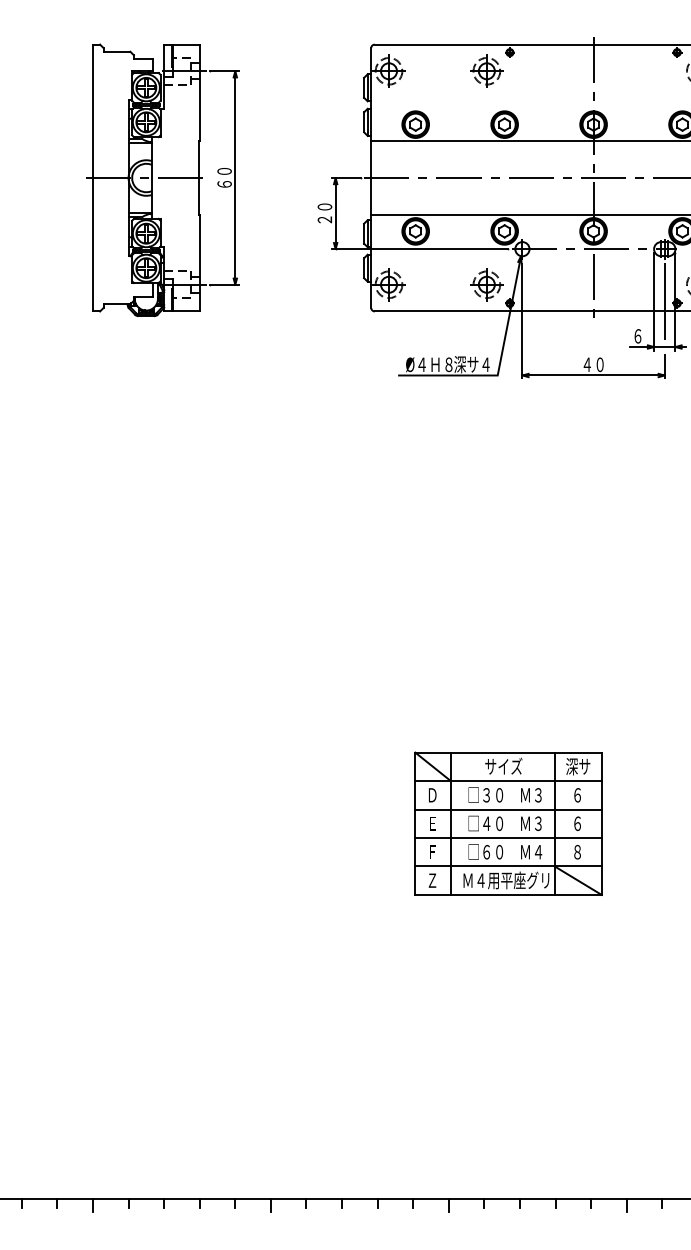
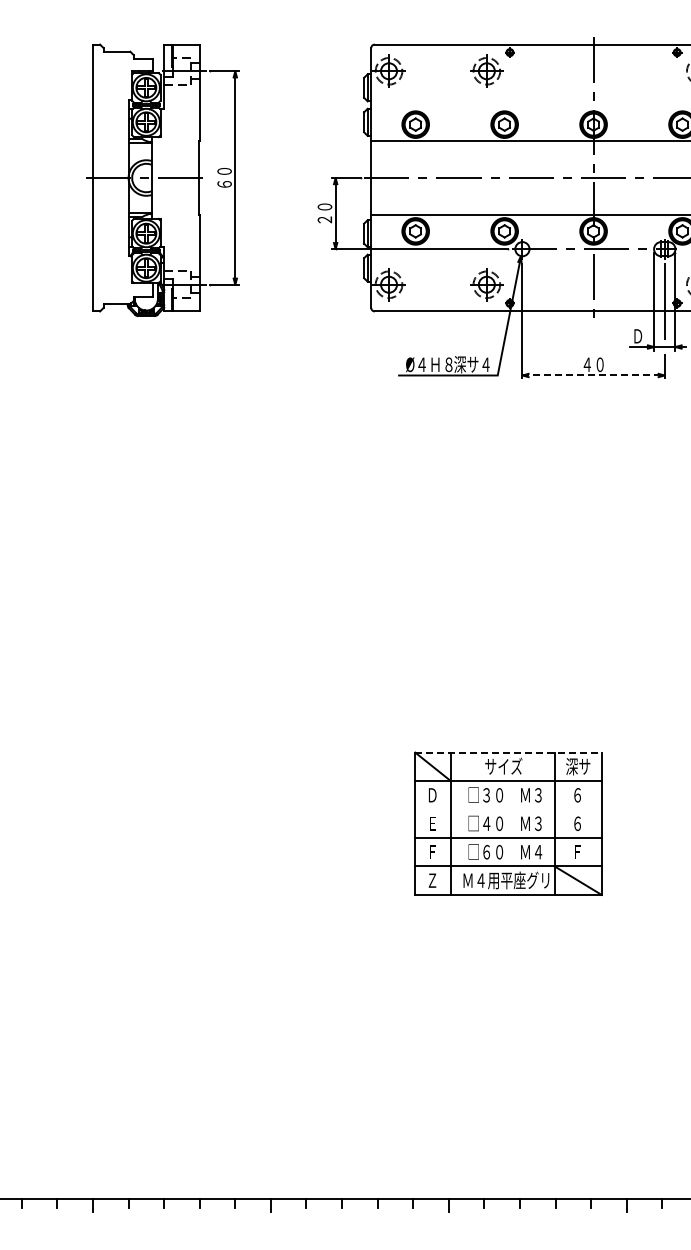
text: ６ -> Ｄ (638, 336)
line: solid -> dashed (594, 375)
line: solid -> dashed (509, 752)
line: present -> none (508, 809)
text: ８ -> Ｆ (577, 851)
